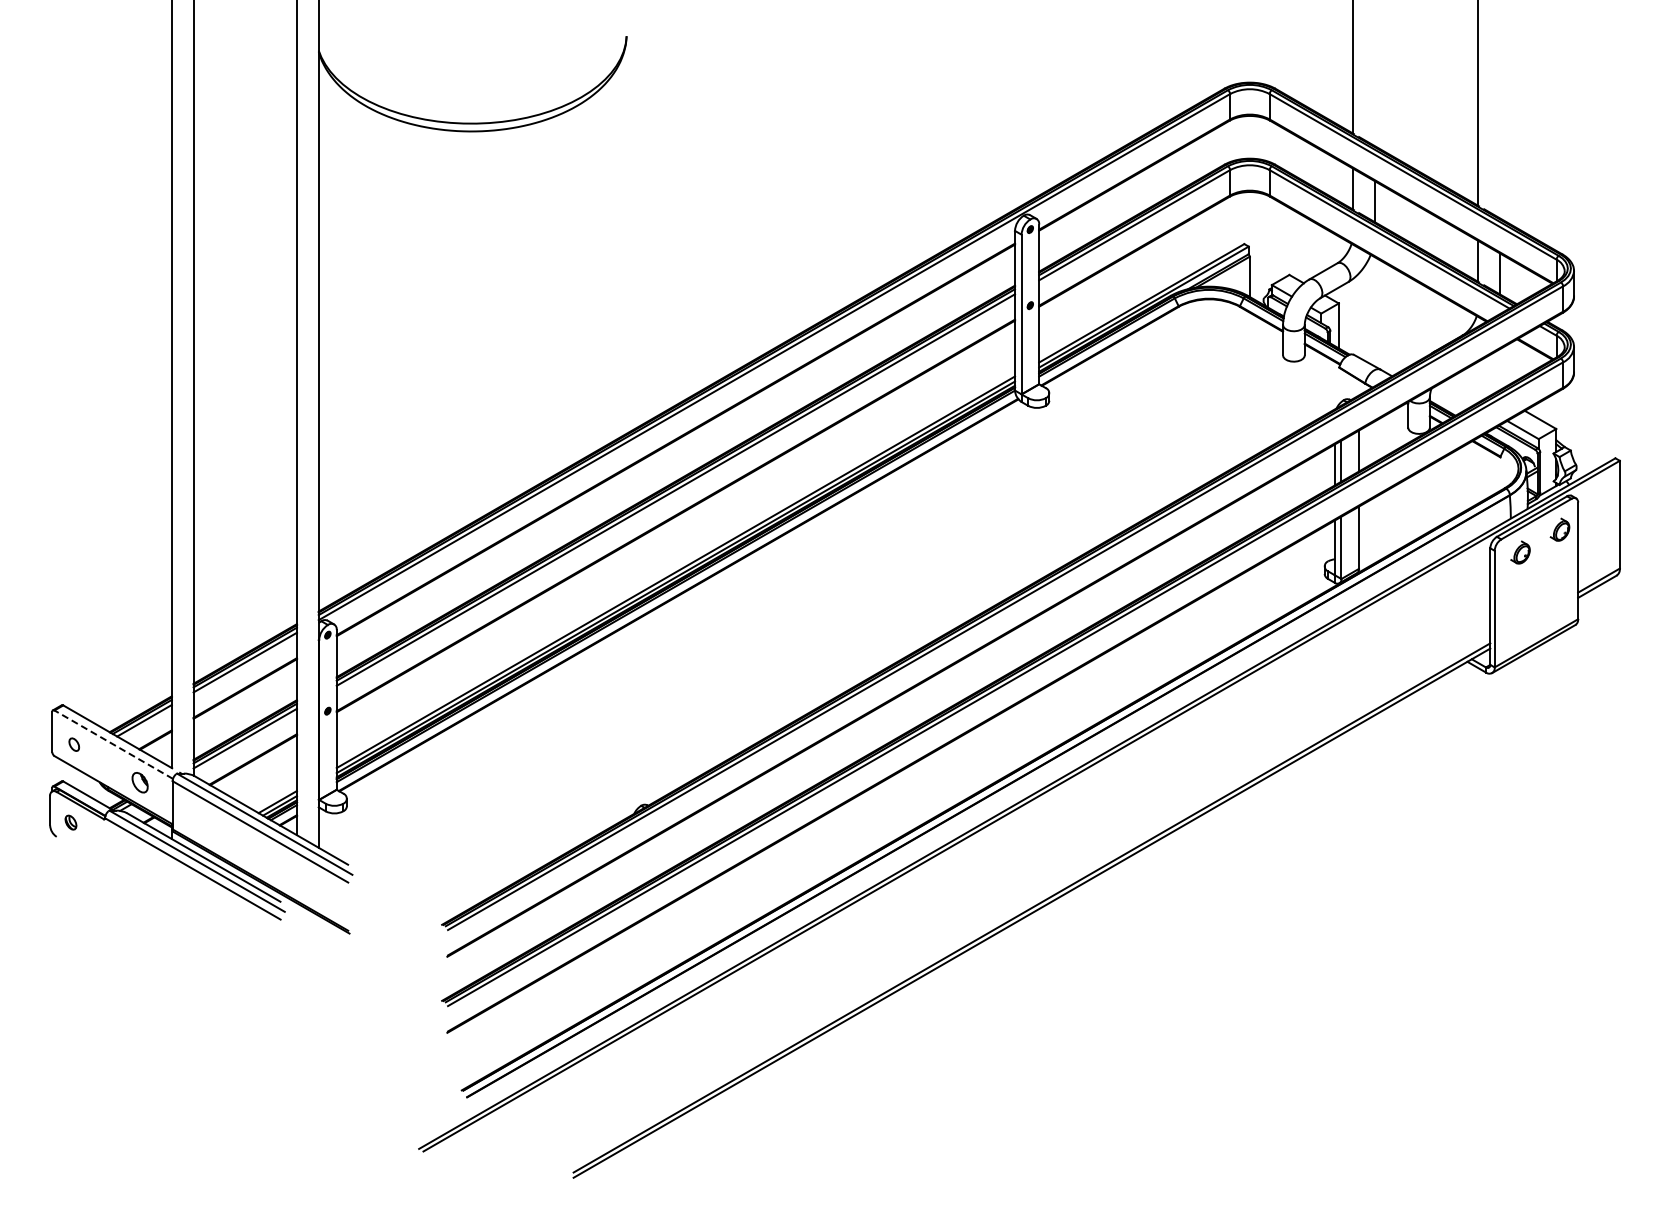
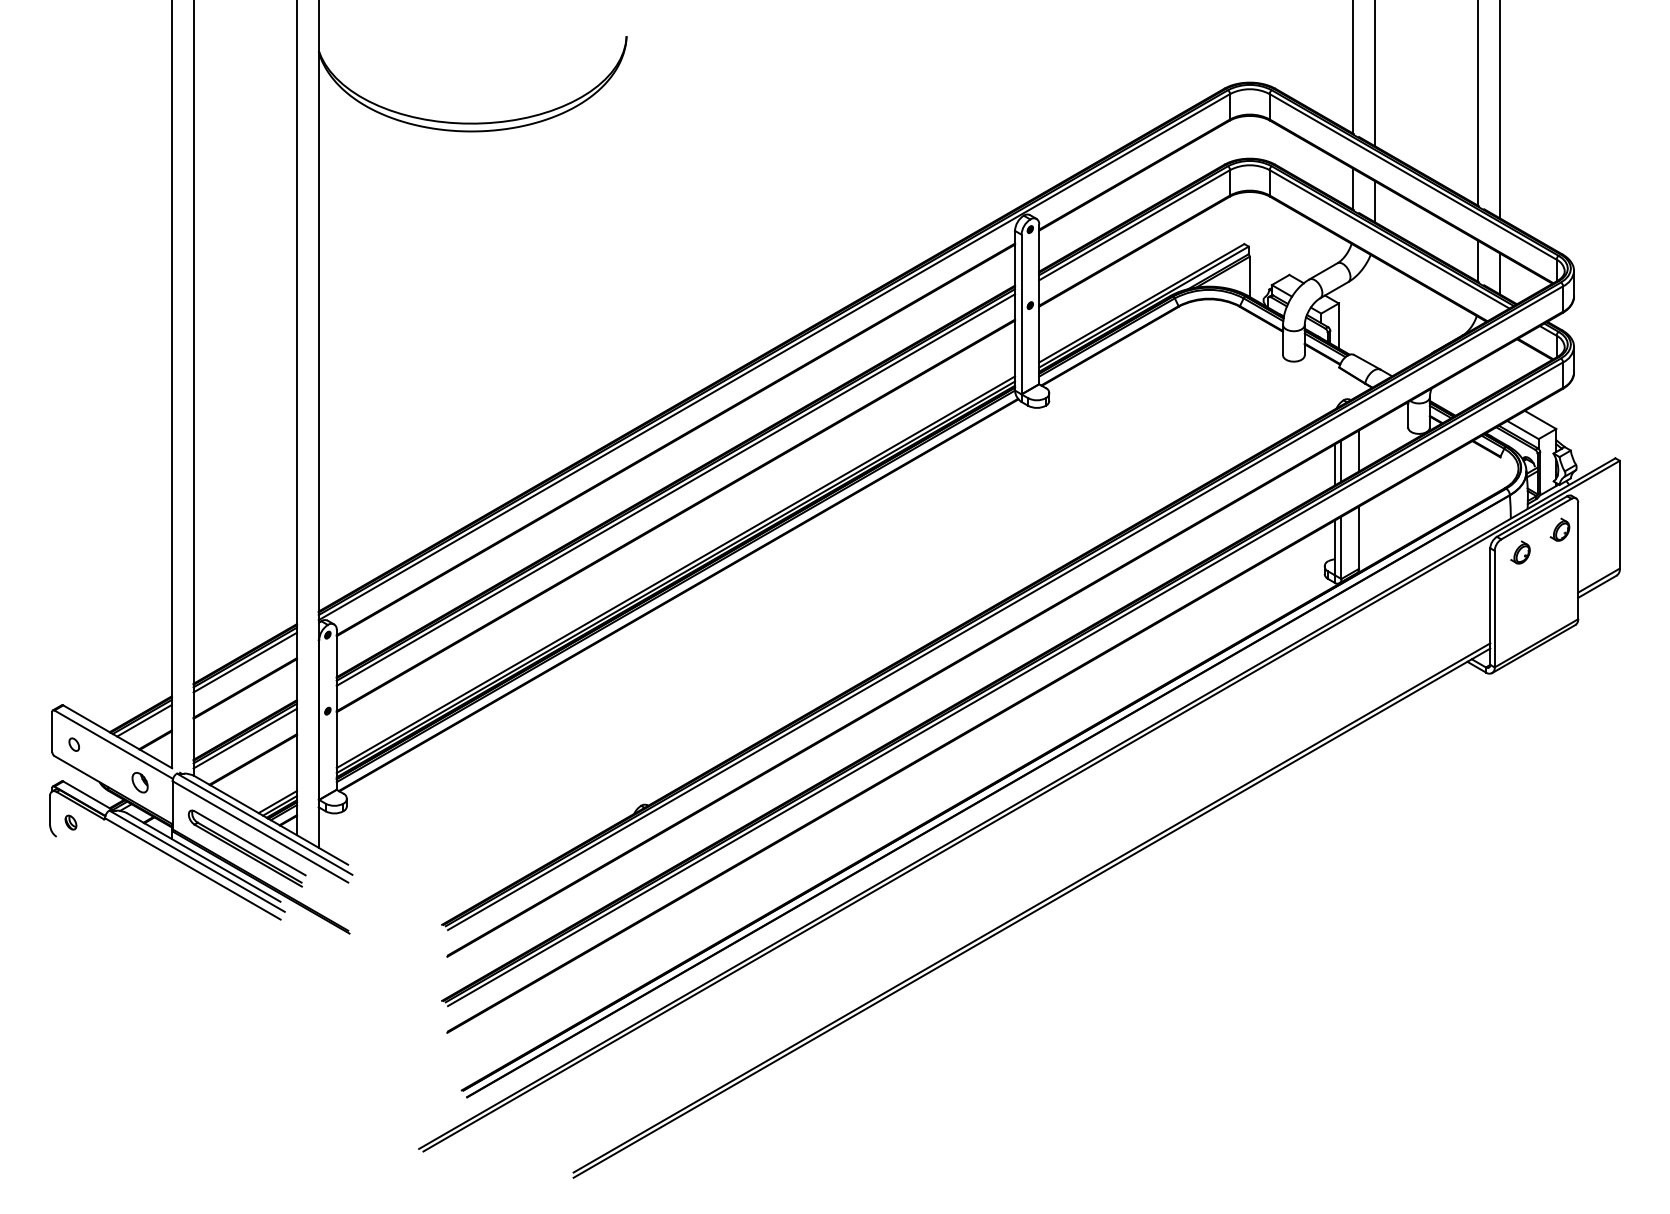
line: none -> present (1374, 73)
line: none -> present (1499, 110)
line: dashed -> solid (113, 744)
part: none -> present (246, 848)
